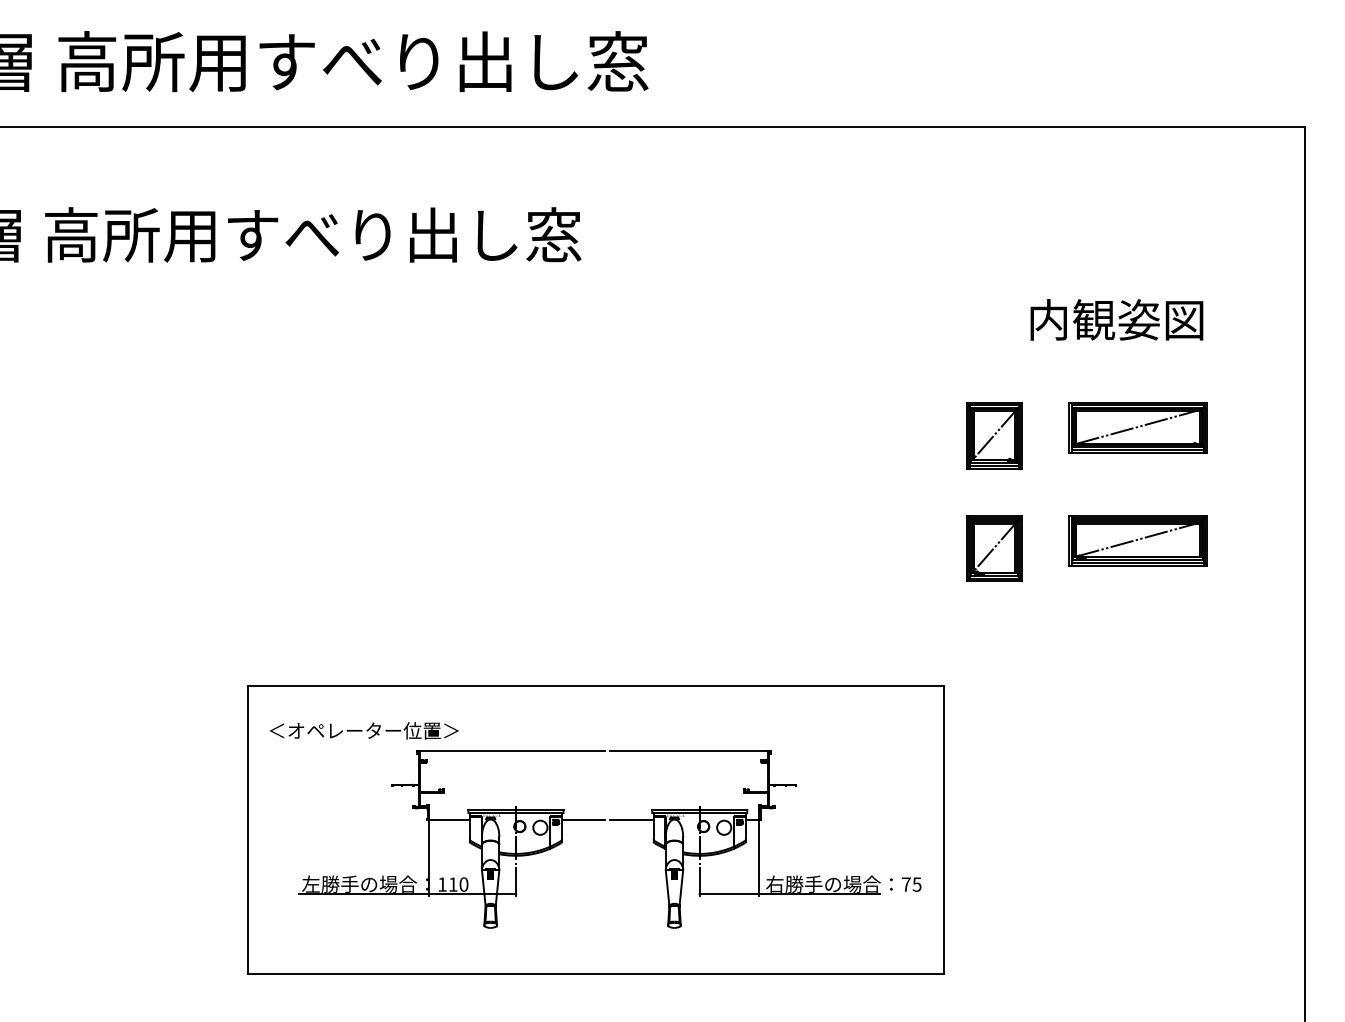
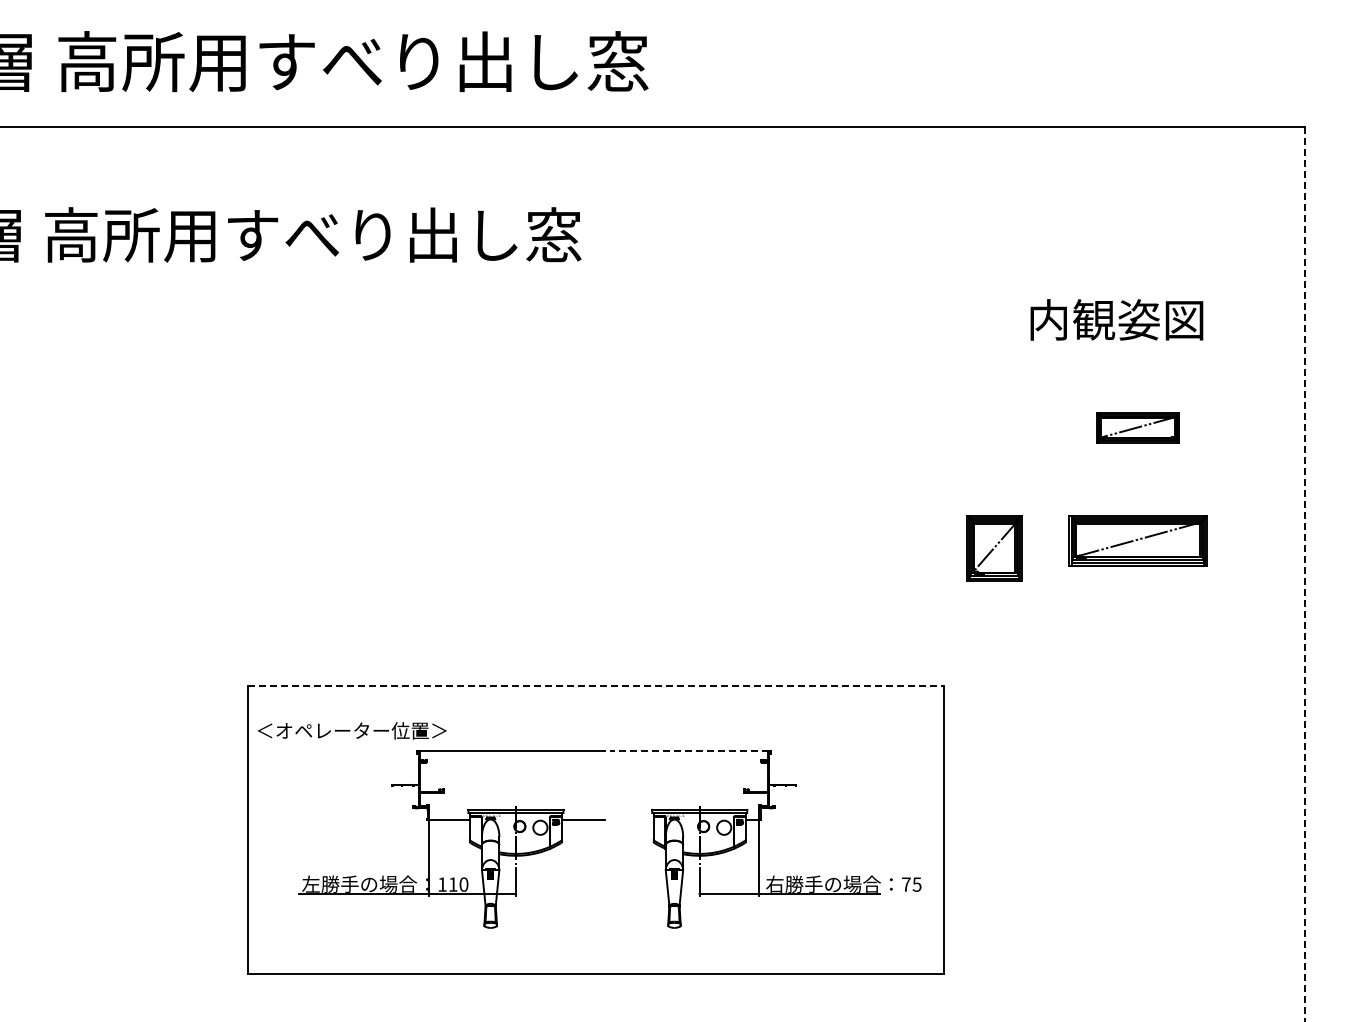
part size: 140x52 px -> 84x32 px (1137, 427)
part: present -> none (994, 435)
line: solid -> dashed (1304, 574)
line: solid -> dashed (595, 686)
text position: (363, 730) -> (351, 730) (351, 730)
line: solid -> dashed (689, 751)
line: present -> none (631, 820)
